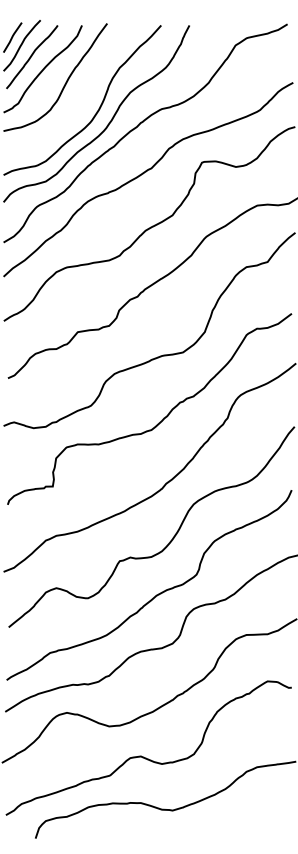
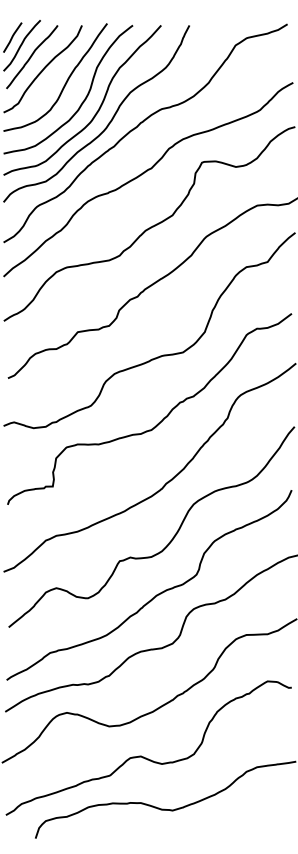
curve: none -> present (84, 98)
